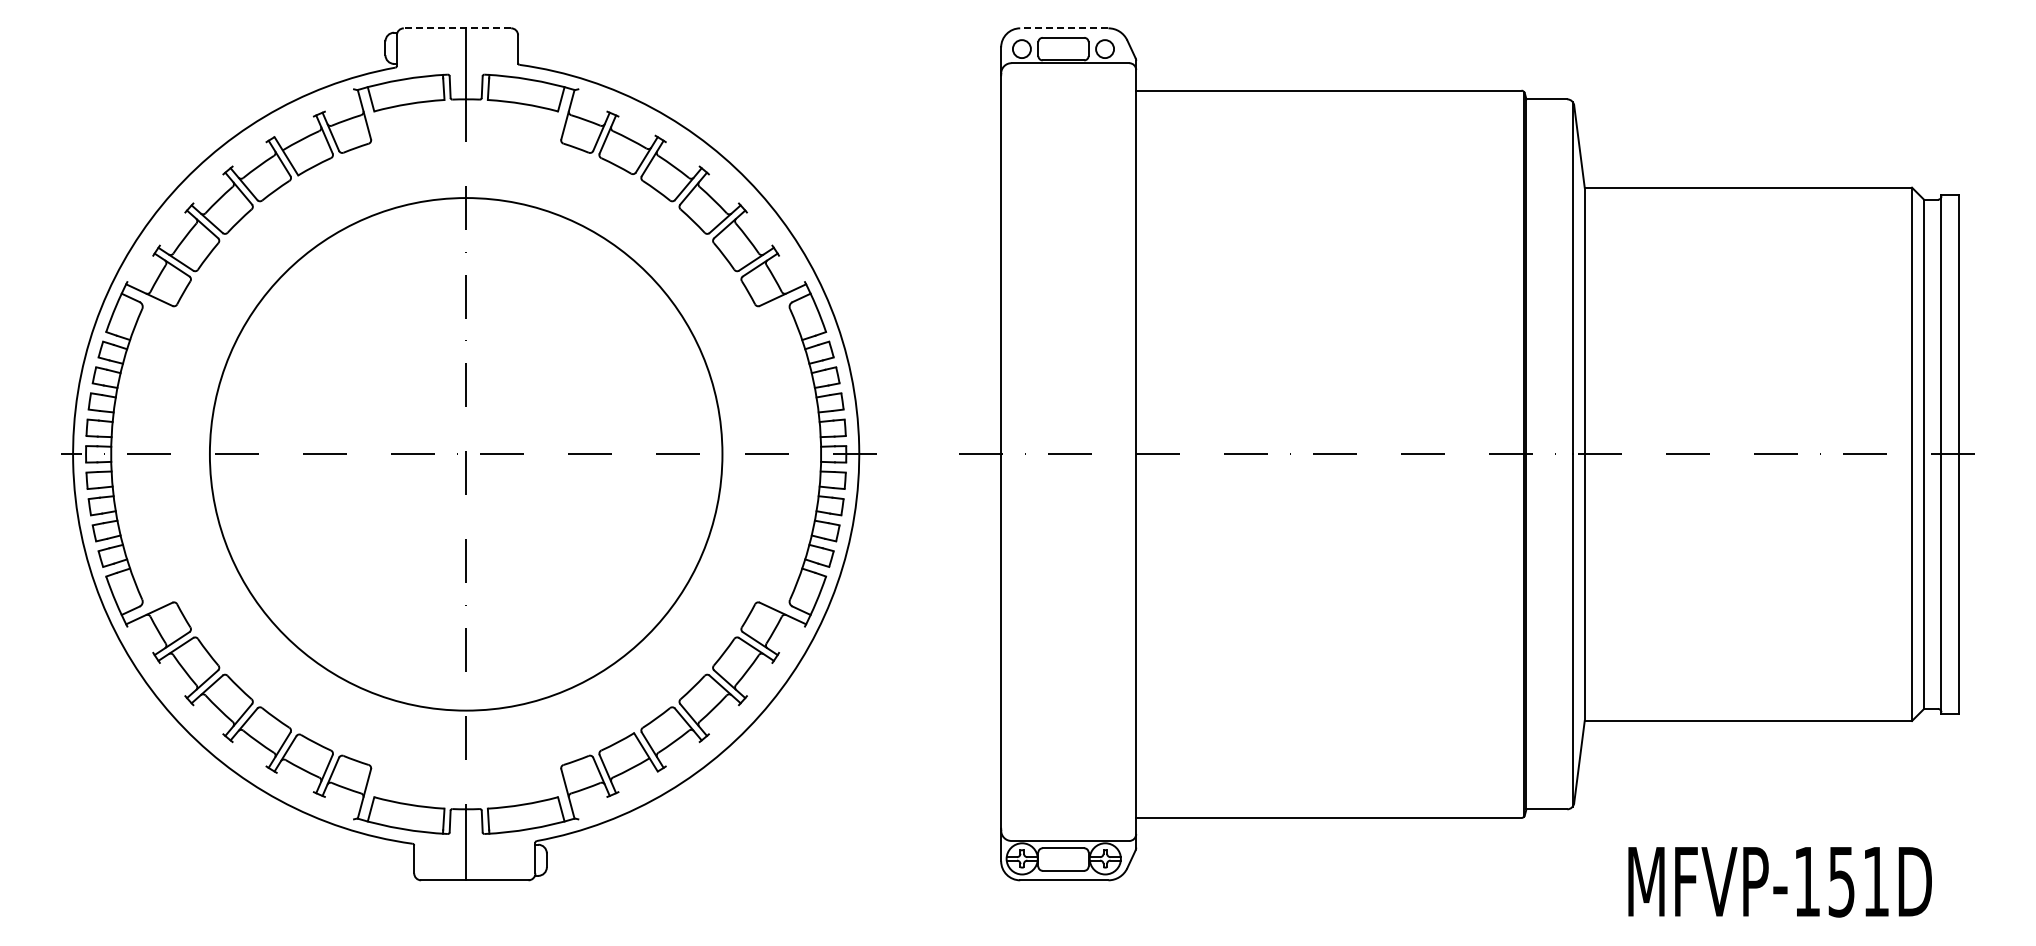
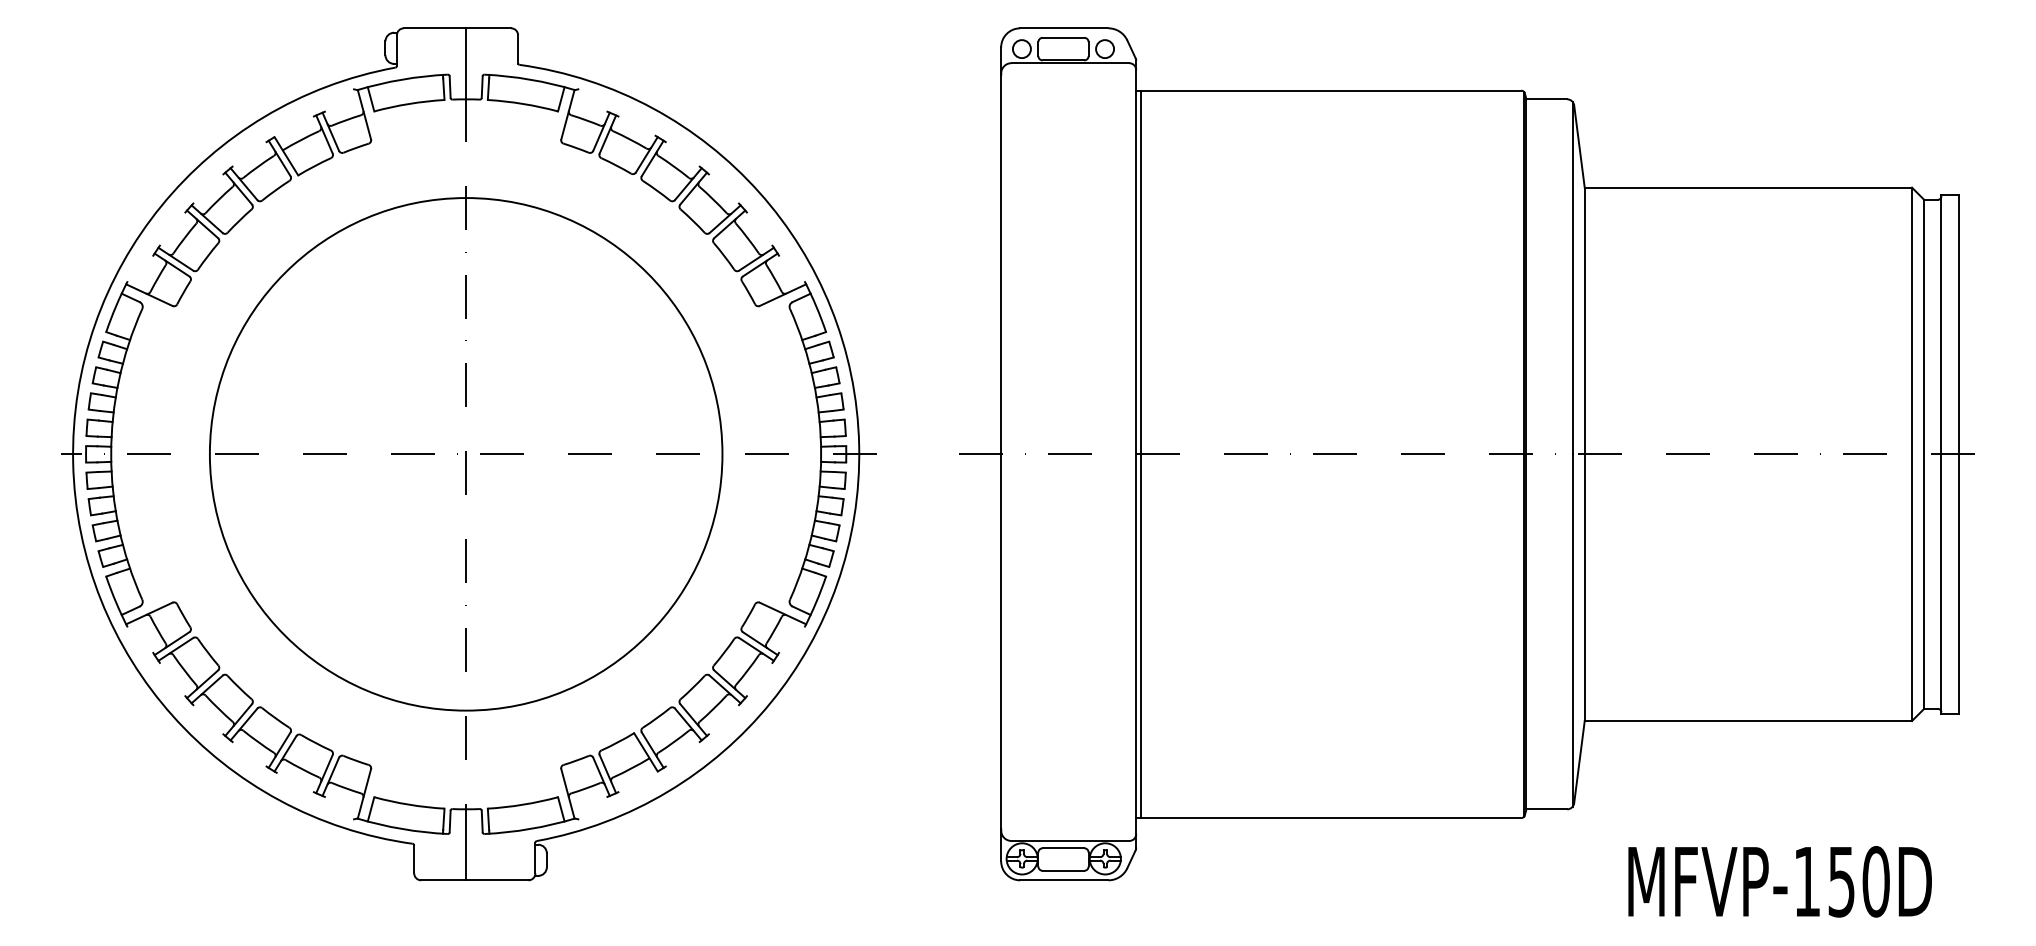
line: dashed -> solid (457, 28)
line: dashed -> solid (1063, 28)
line: none -> present (1141, 453)
text: MFVP-151D -> MFVP-150D (1875, 881)
